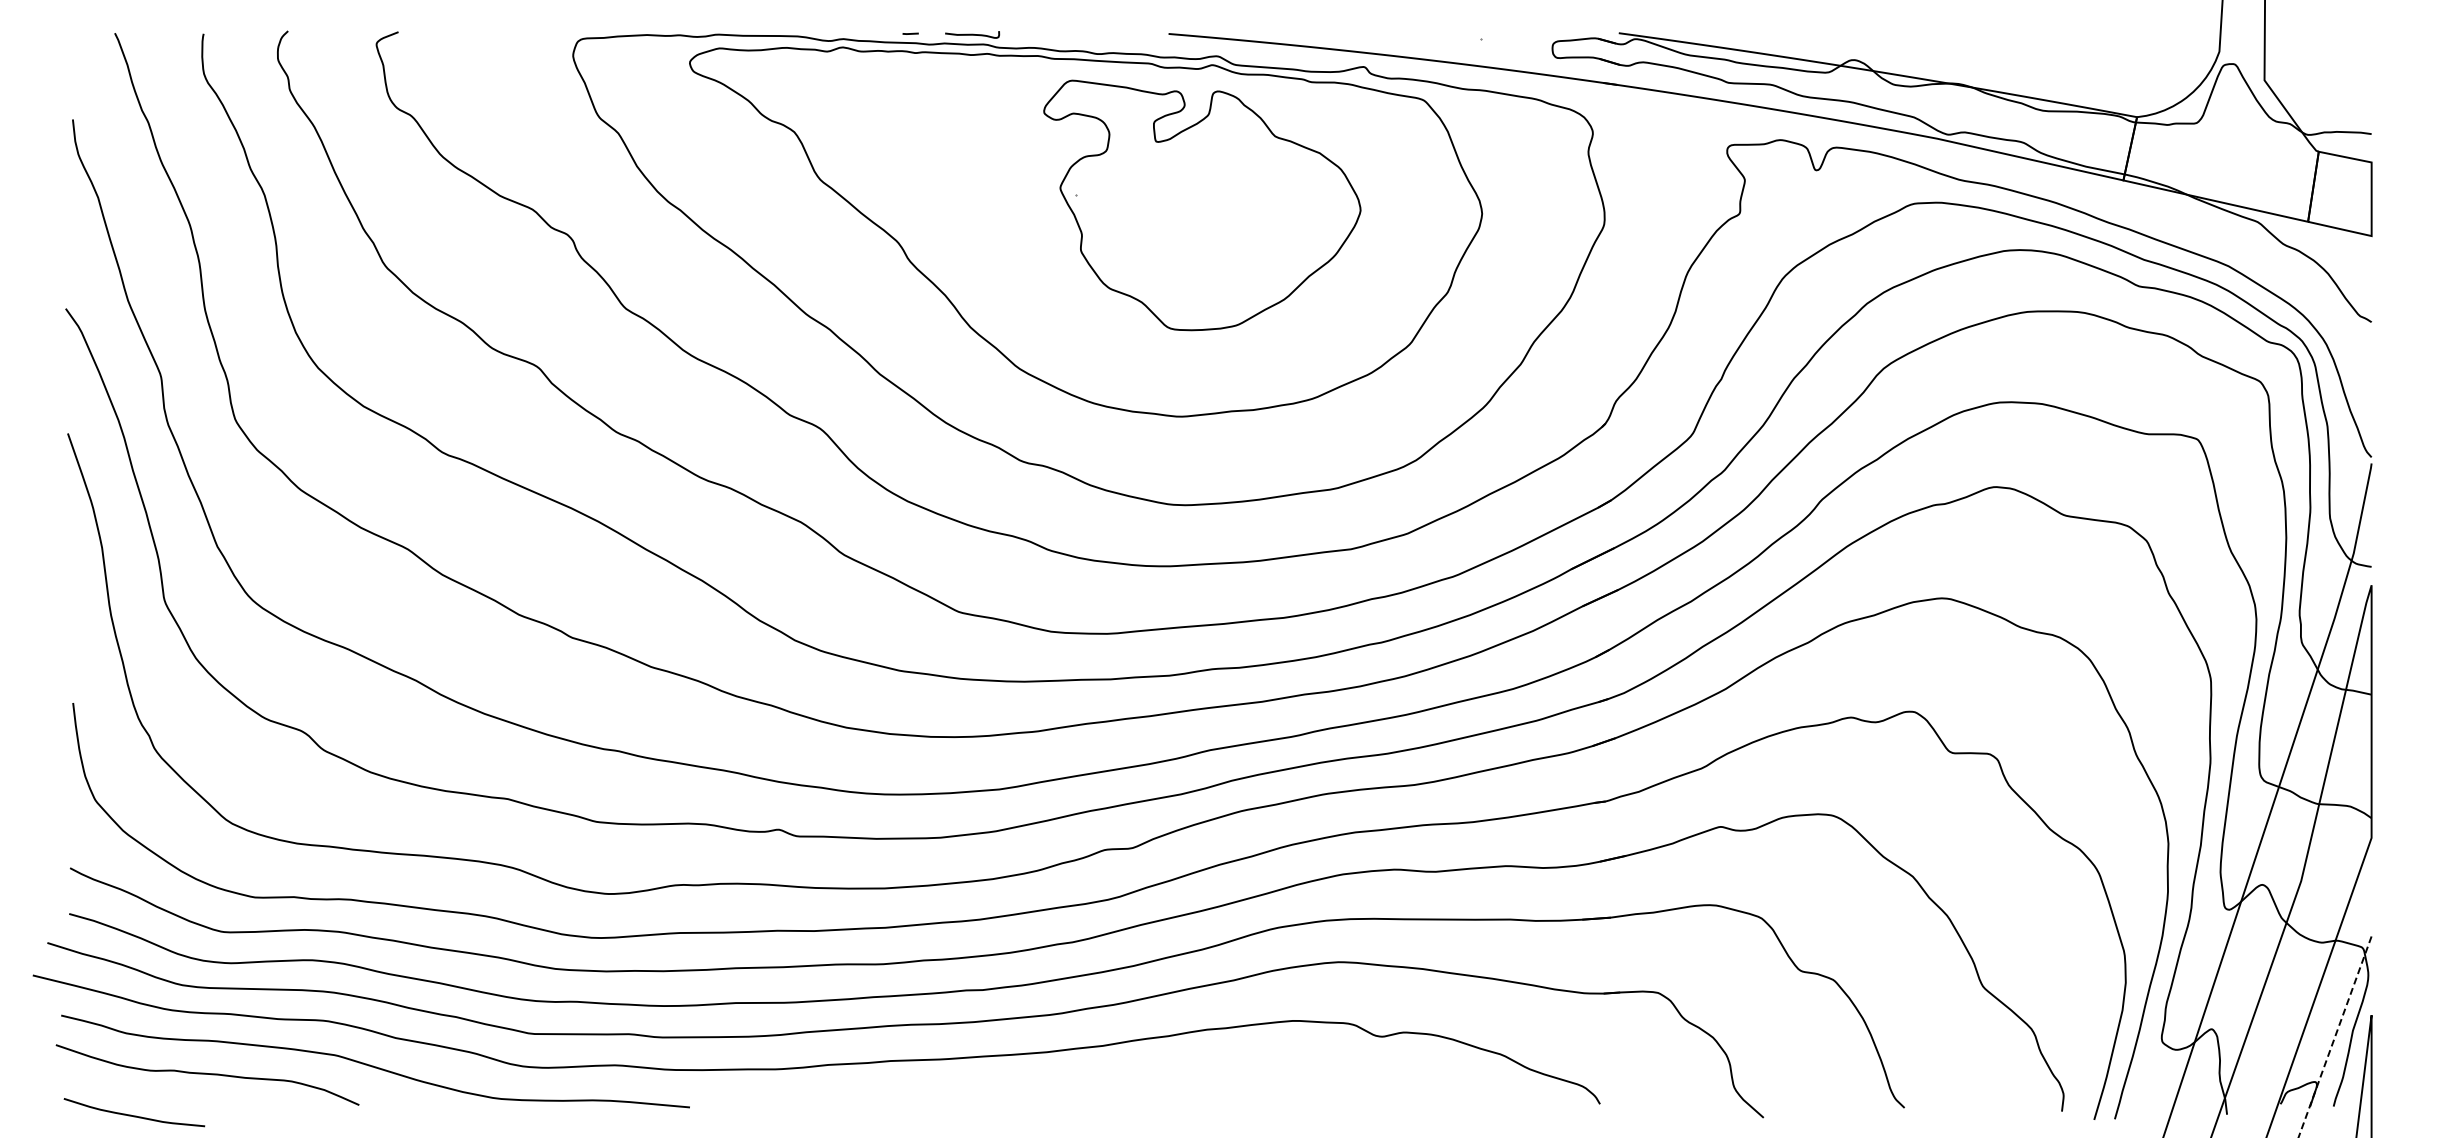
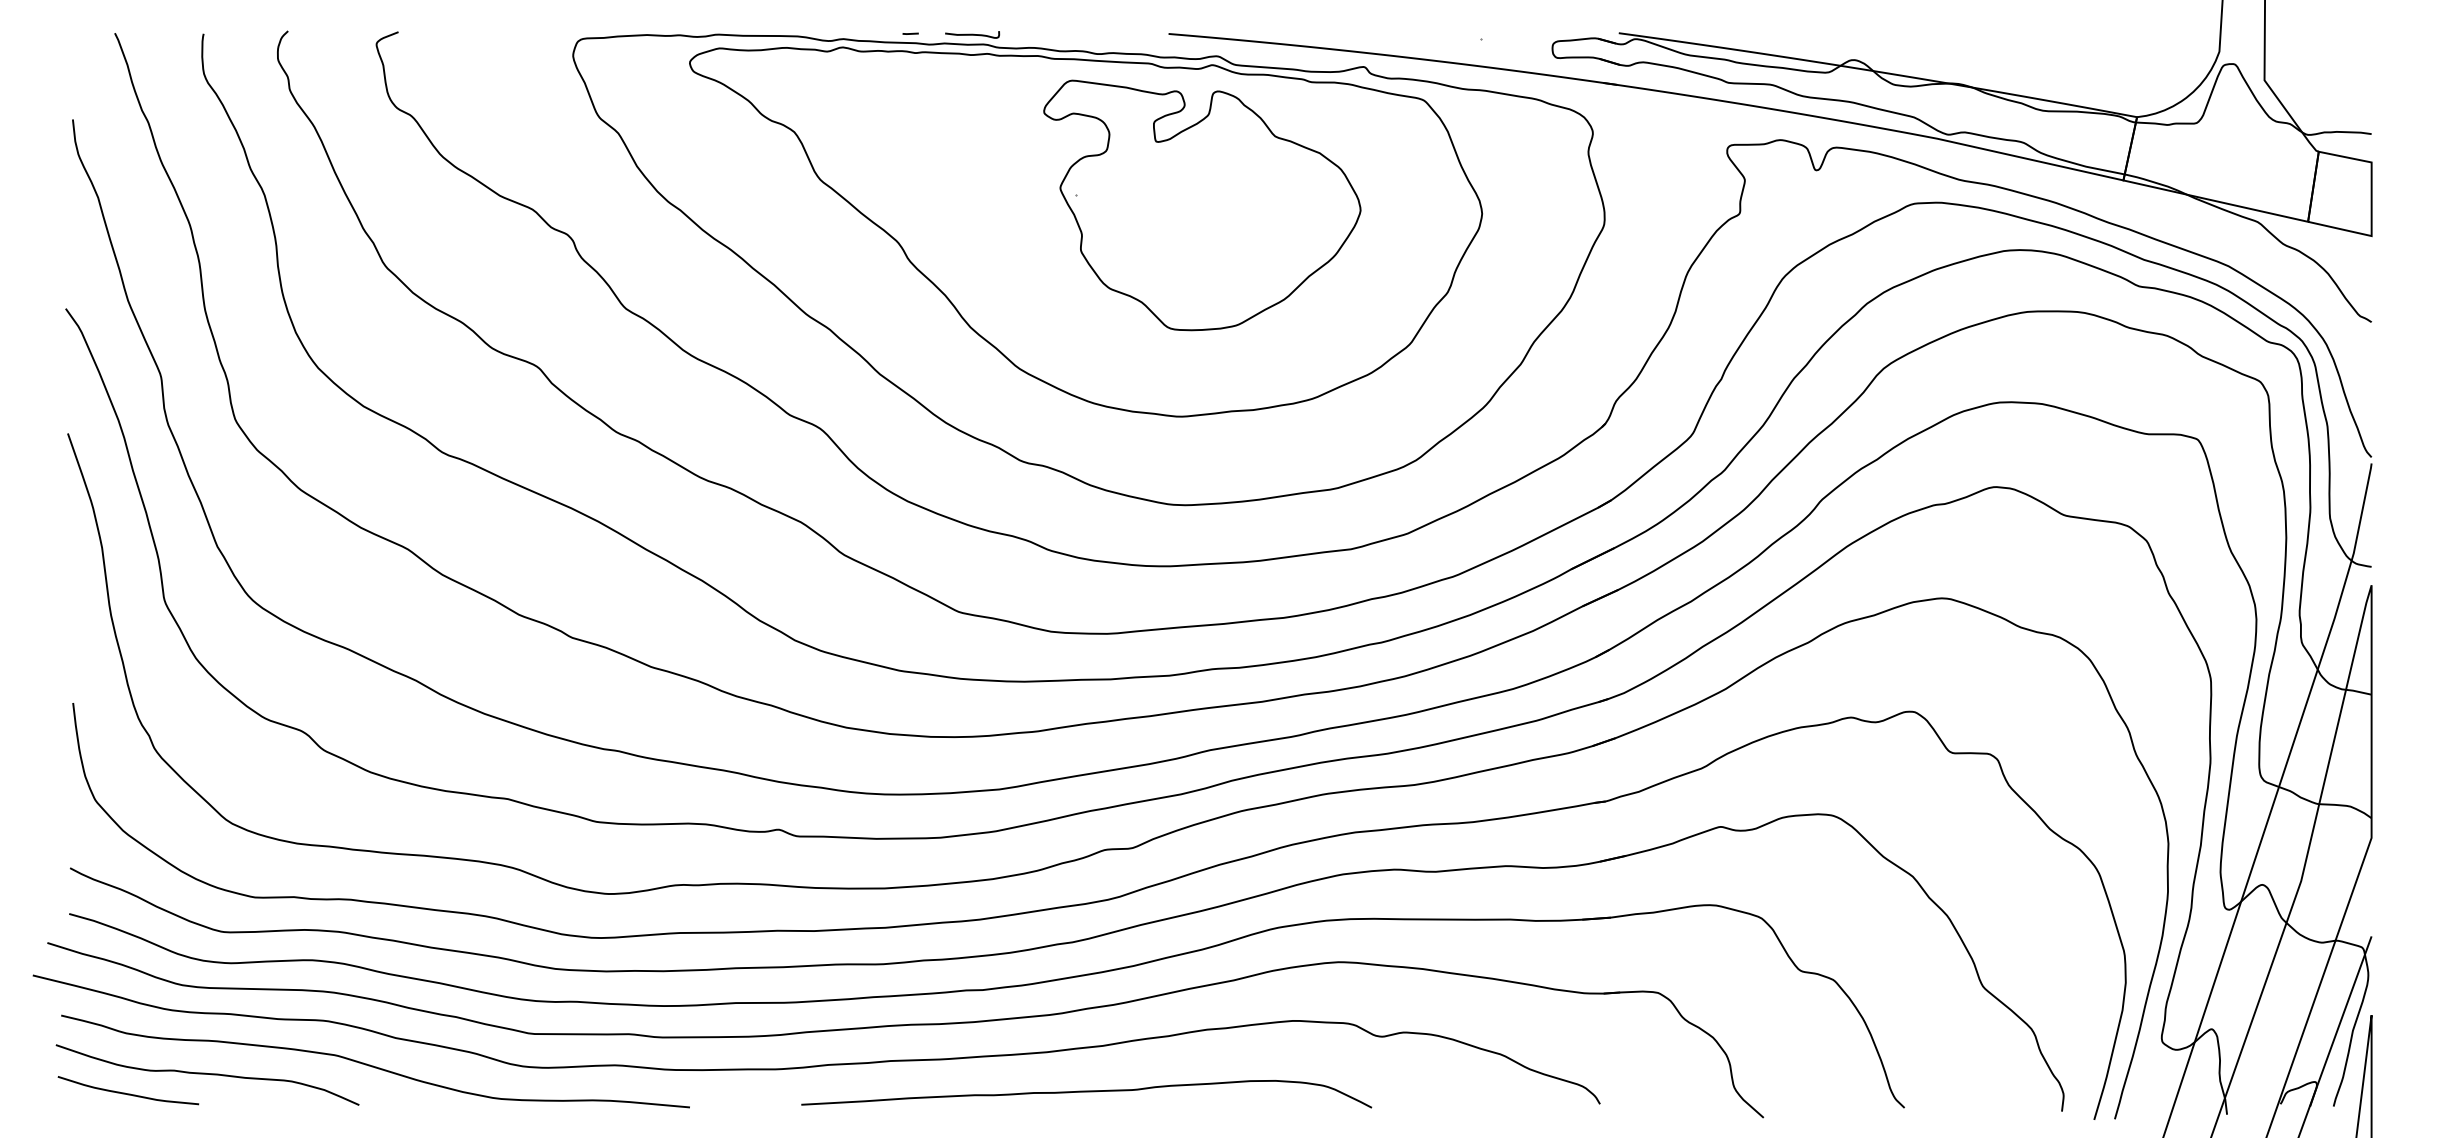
line: dashed -> solid (2335, 1036)
curve: none -> present (1086, 1092)
curve position: (134, 1115) -> (128, 1093) (128, 1093)
